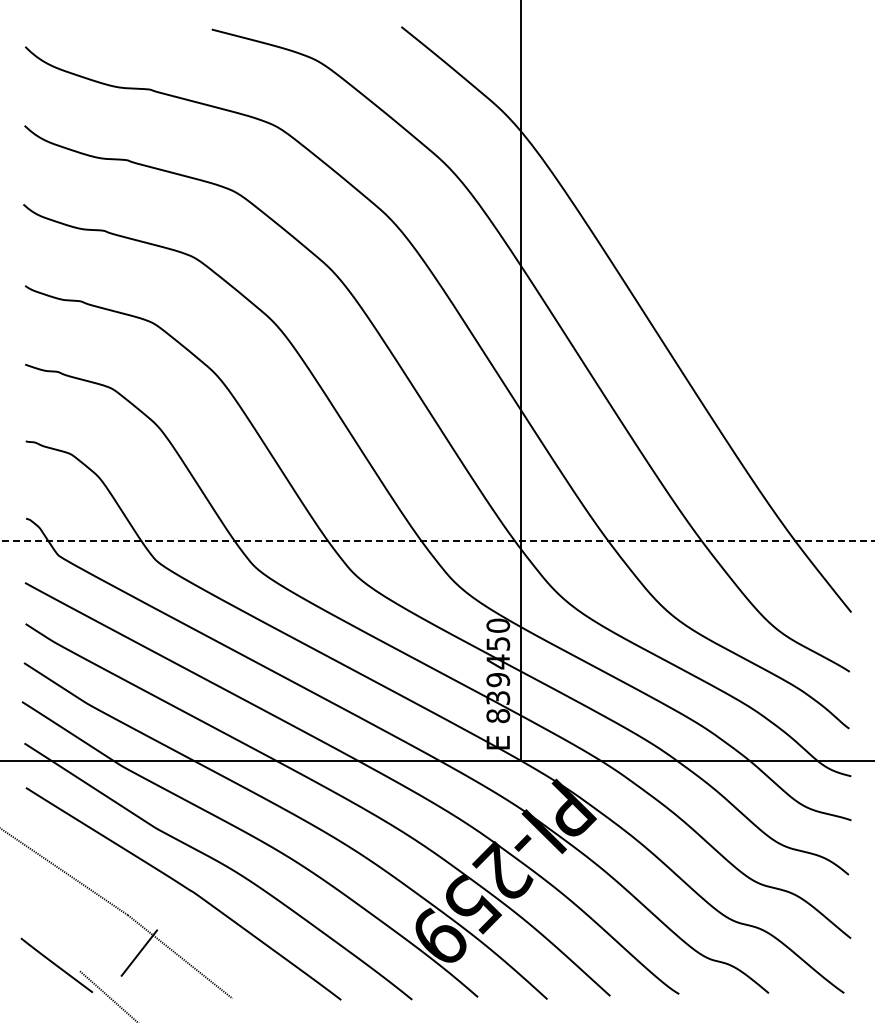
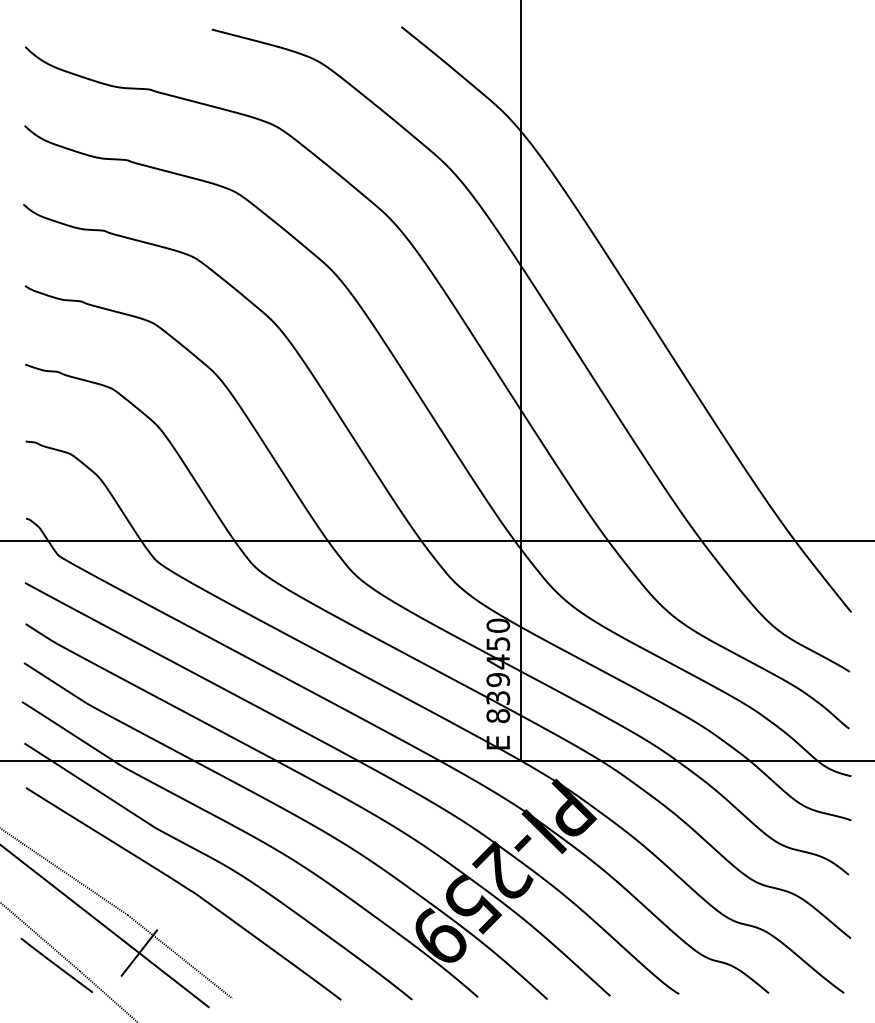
line: dashed -> solid (437, 540)
line: none -> present (105, 926)
line: none -> present (40, 937)
